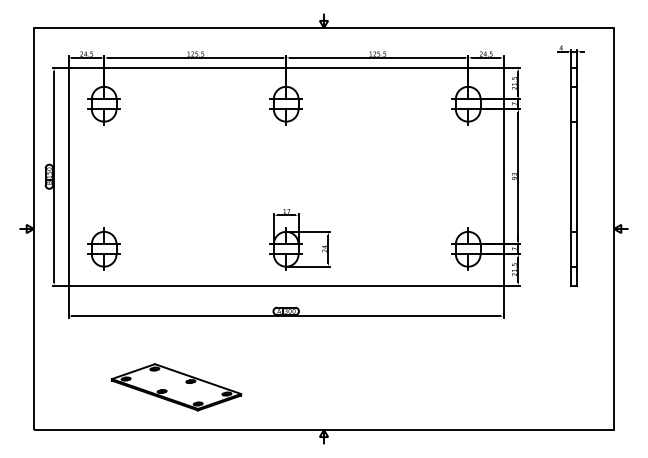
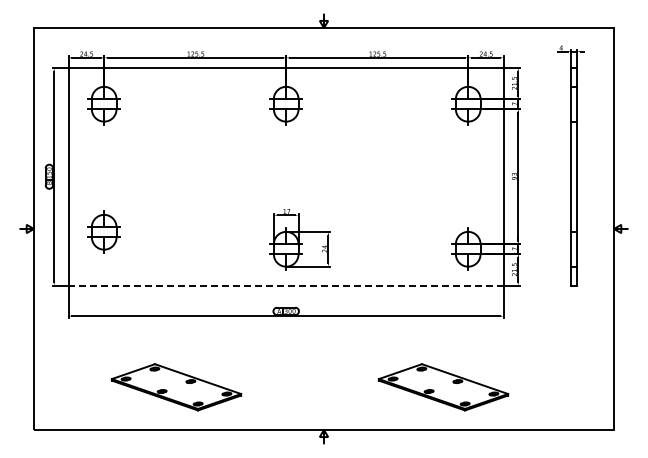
part position: (103, 248) -> (103, 231) (103, 231)
line: solid -> dashed (286, 285)
part: none -> present (443, 387)
